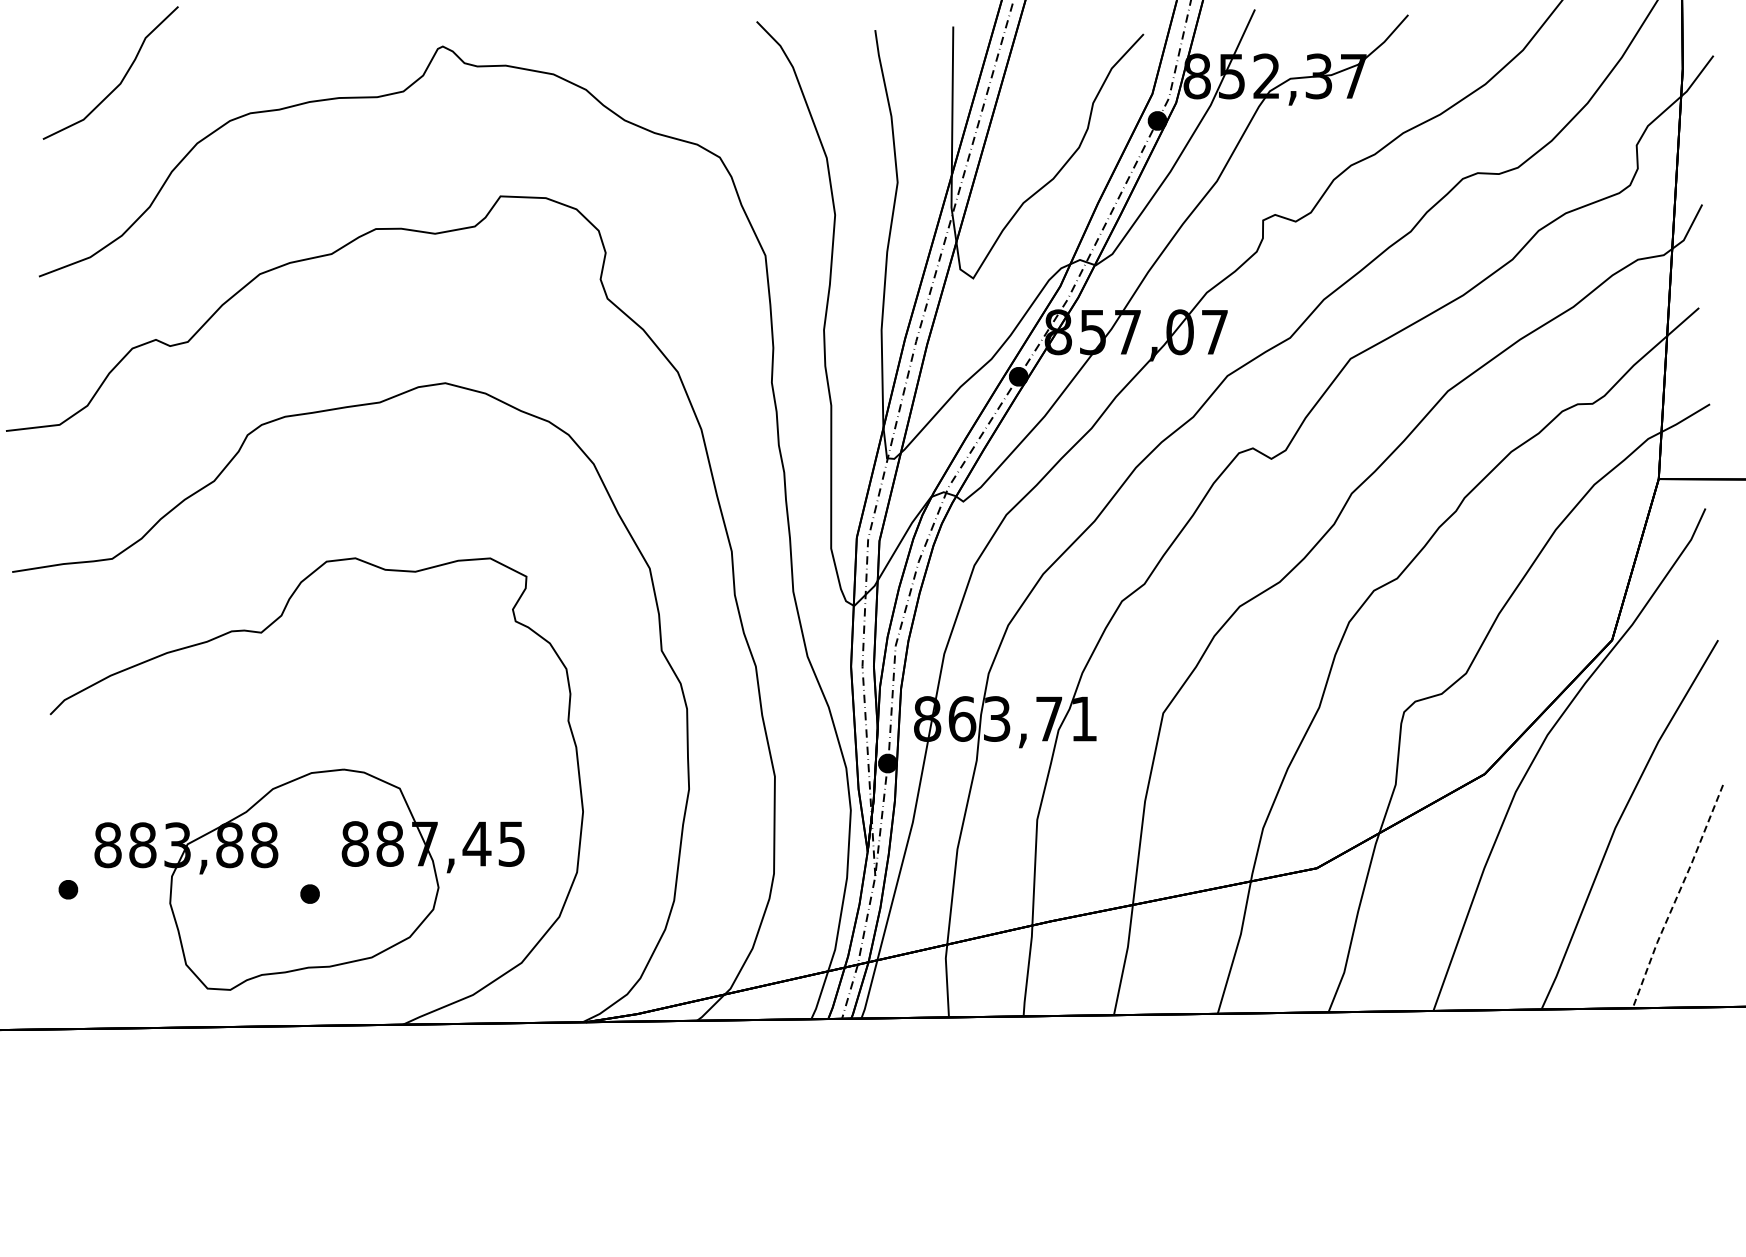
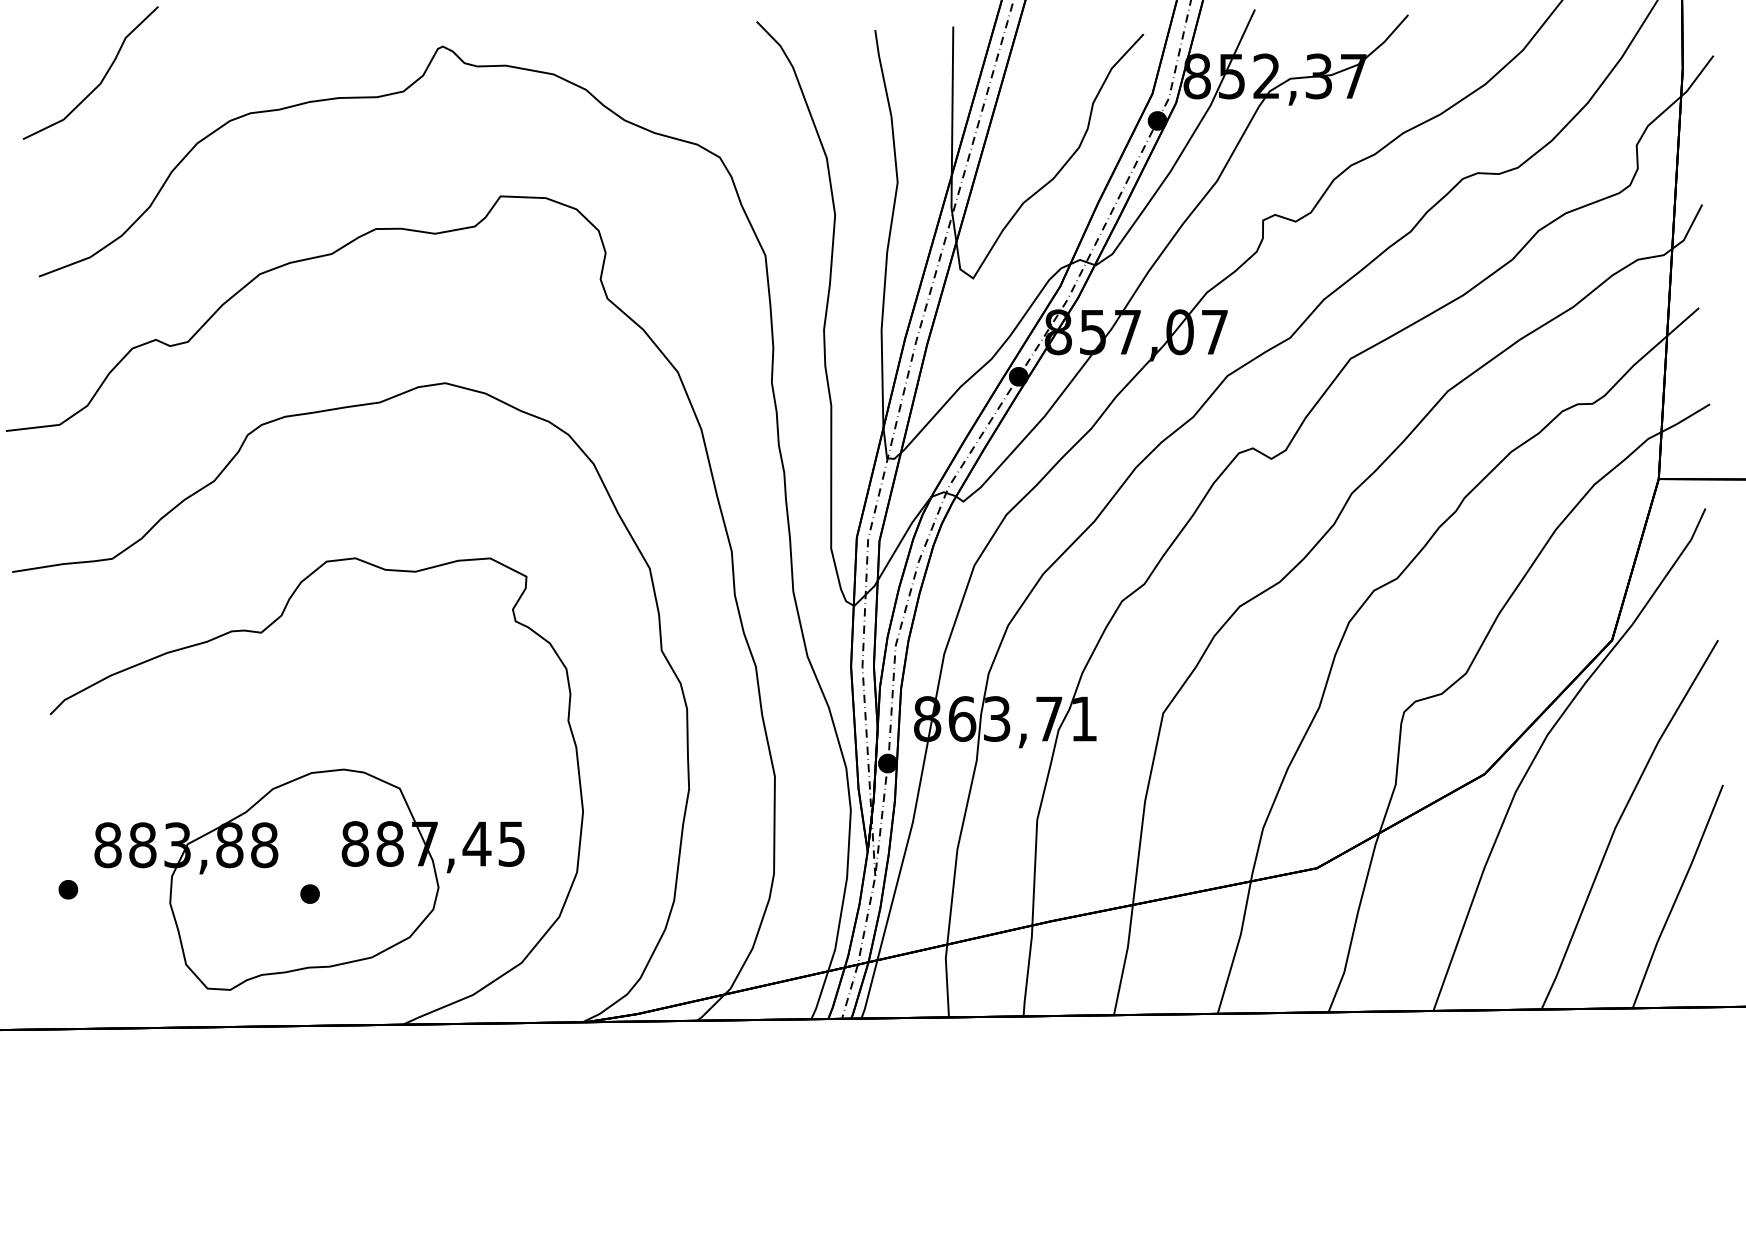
curve position: (122, 78) -> (102, 78) (102, 78)
line: dashed -> solid (1677, 896)
